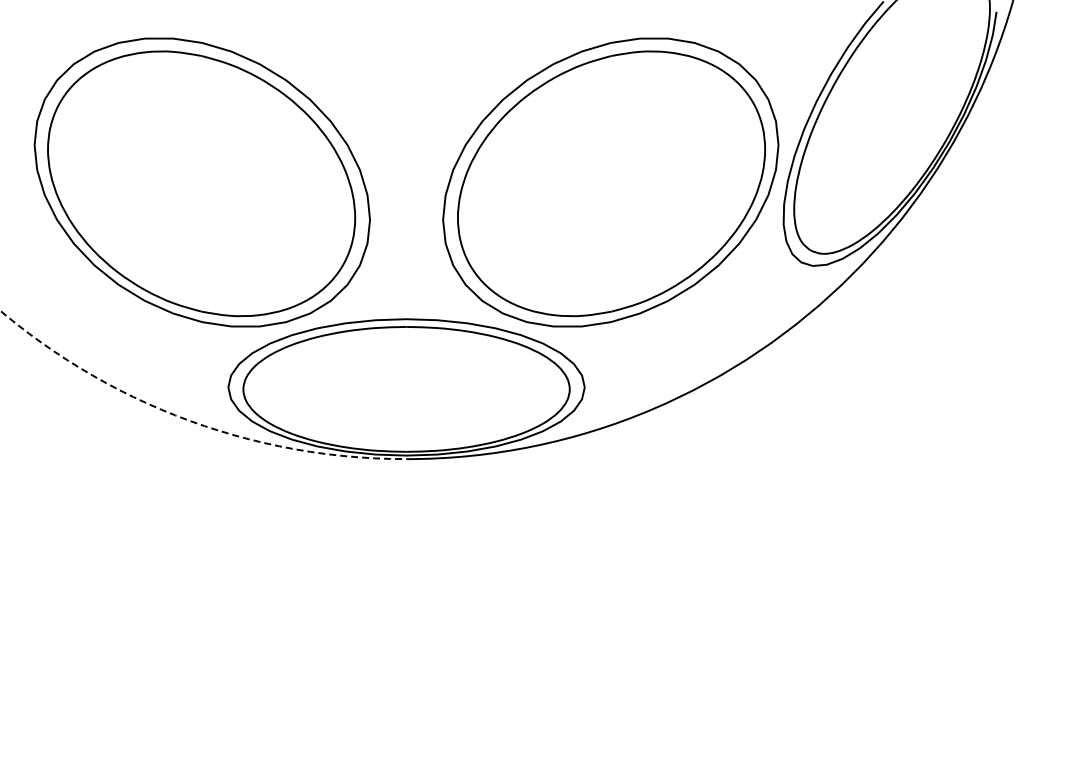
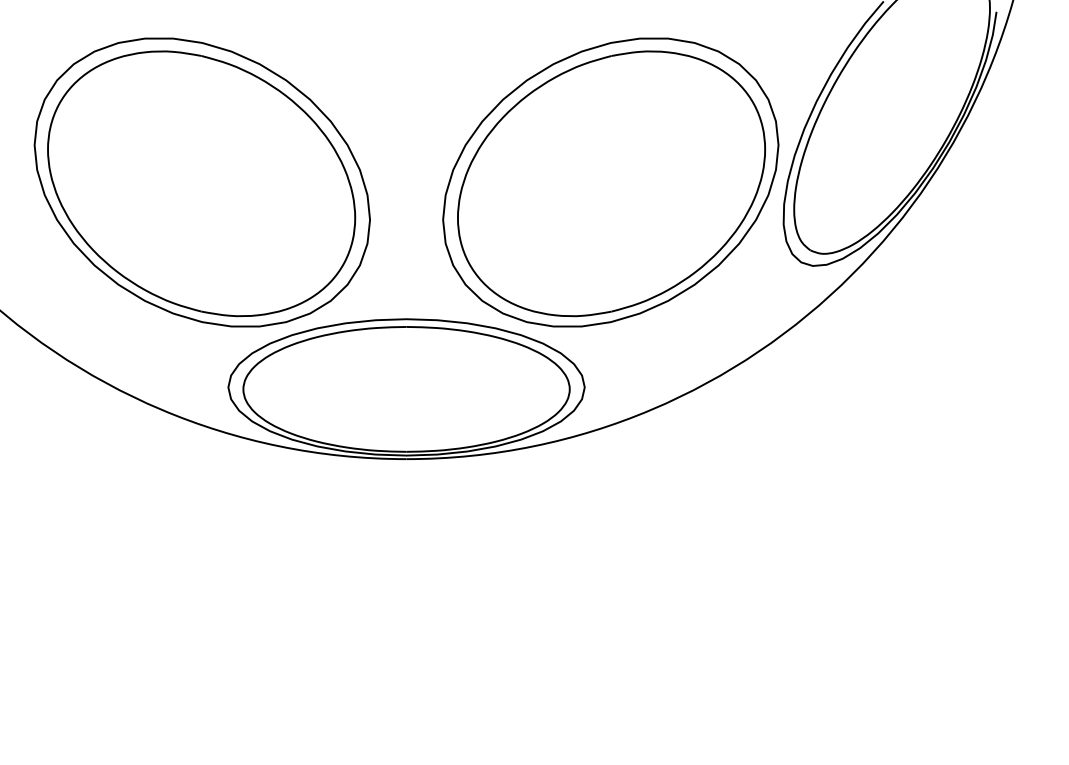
arc: dashed -> solid (192, 421)
